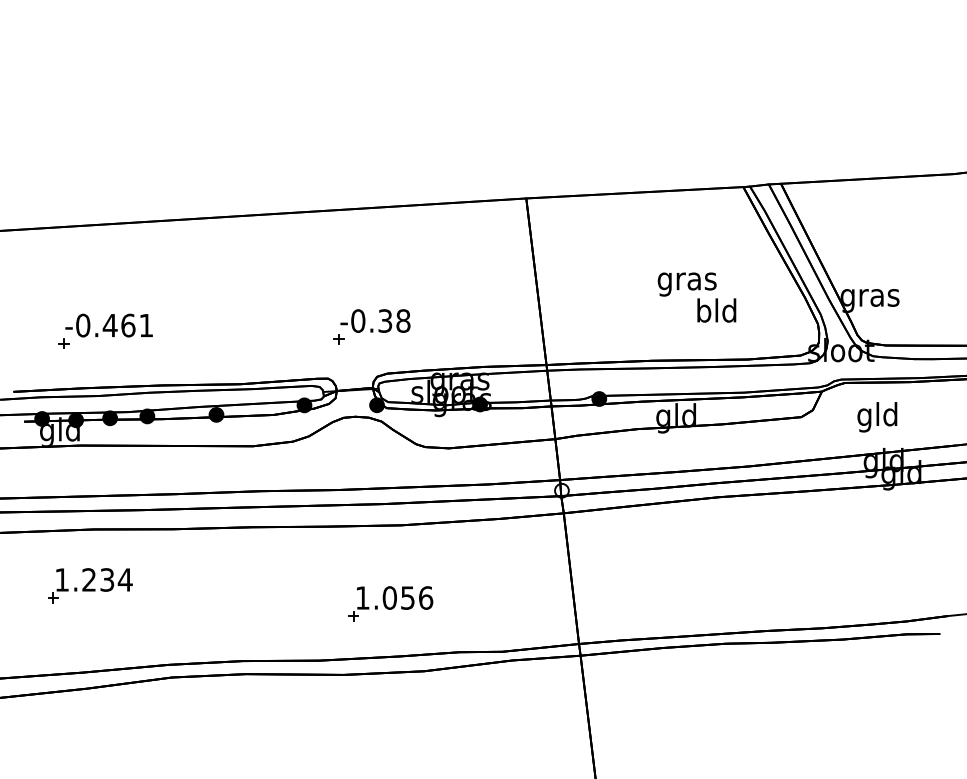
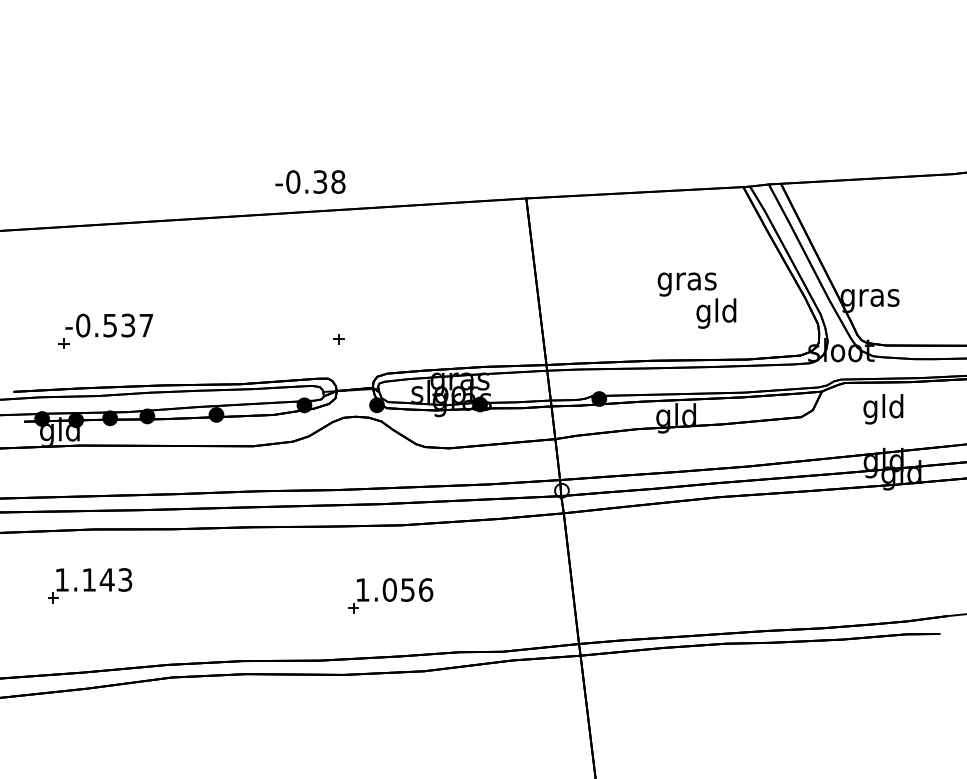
text: bld -> gld (703, 313)
text position: (375, 320) -> (310, 181) (310, 181)
text: -0.461 -> -0.537 (127, 325)
text position: (877, 417) -> (883, 409) (883, 409)
text: 1.234 -> 1.143 (107, 579)
part position: (390, 603) -> (390, 595) (390, 595)
